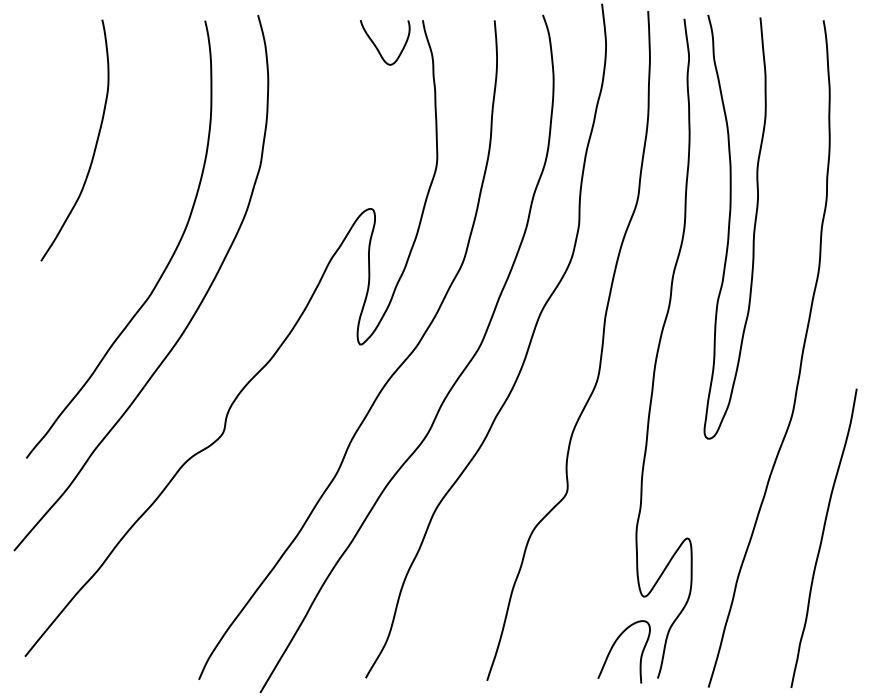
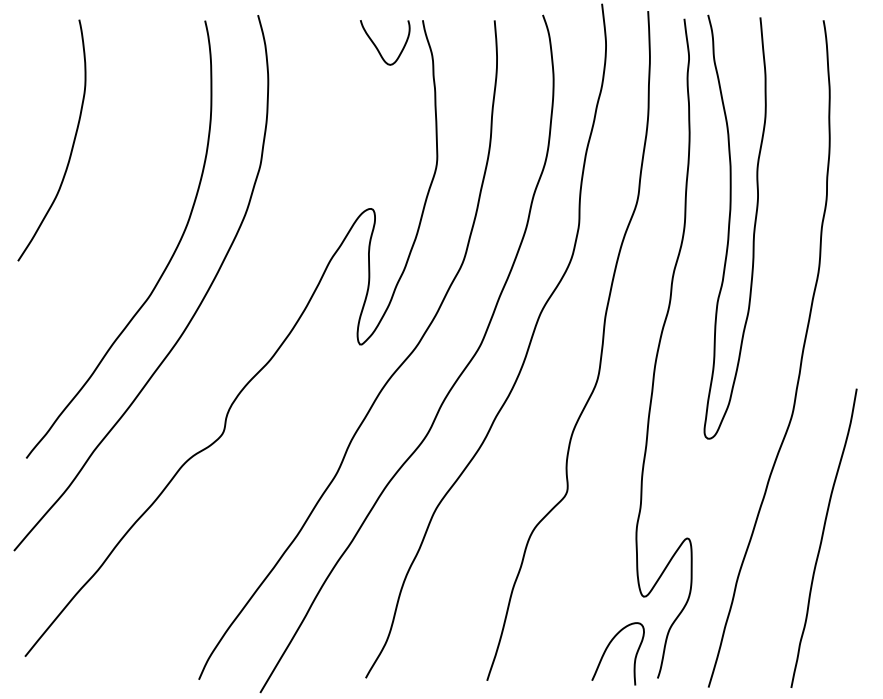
curve position: (94, 147) -> (71, 147) (71, 147)
curve position: (613, 647) -> (607, 649) (607, 649)
